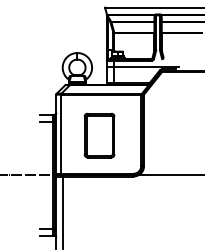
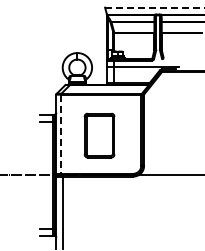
line: solid -> dashed (154, 7)
line: solid -> dashed (61, 134)
